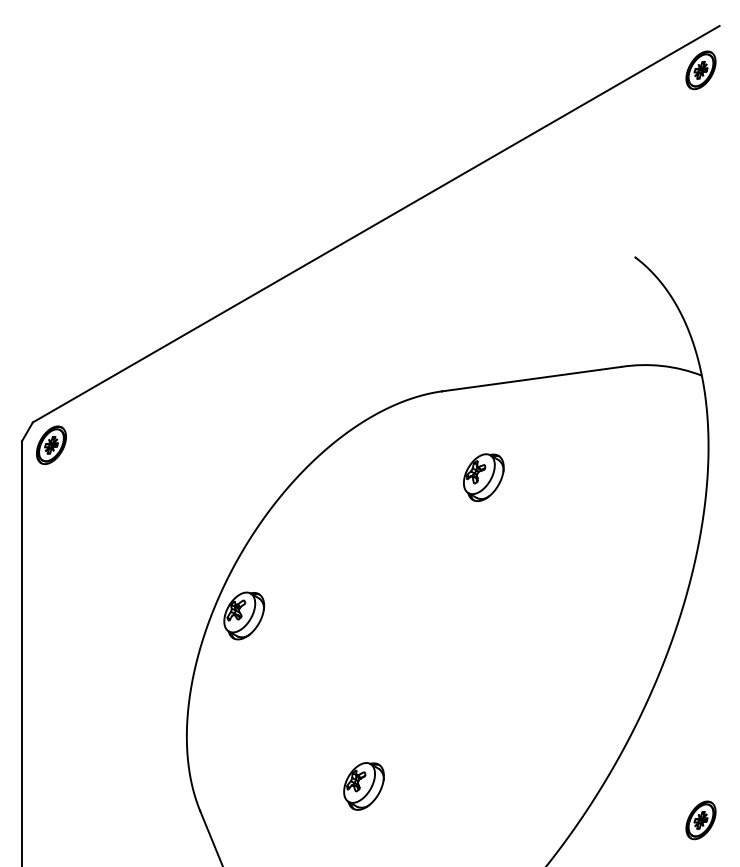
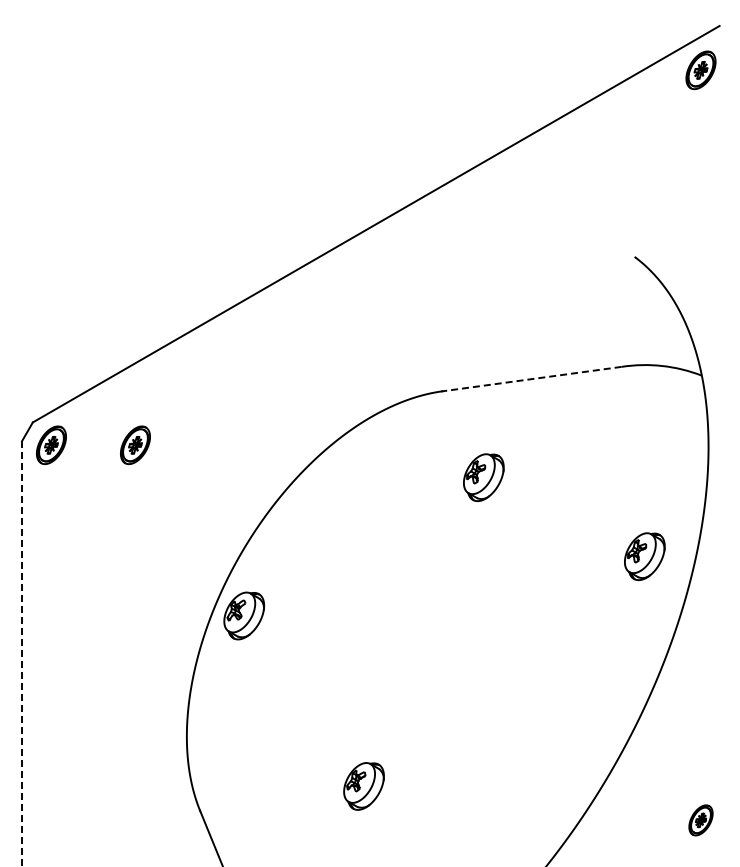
line: solid -> dashed (531, 379)
part: none -> present (135, 444)
part: none -> present (644, 556)
line: solid -> dashed (22, 653)
part size: 32x41 px -> 26x33 px (700, 820)
